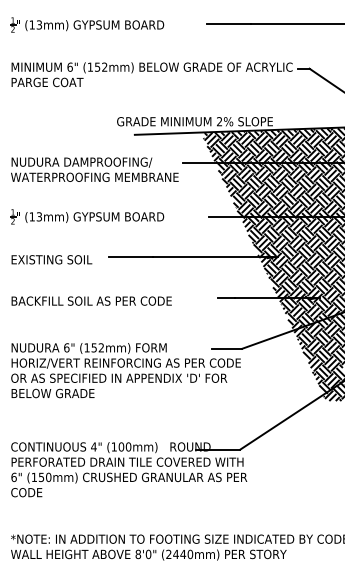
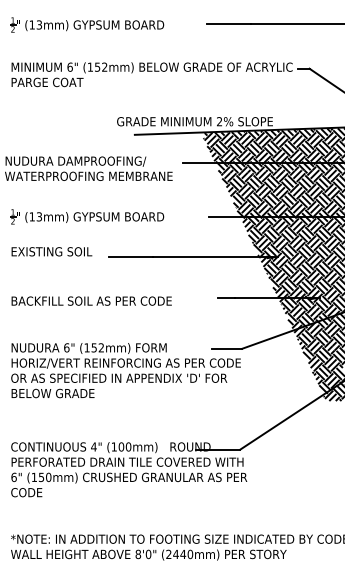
text position: (94, 169) -> (88, 168) (88, 168)
text position: (51, 259) -> (51, 251) (51, 251)
